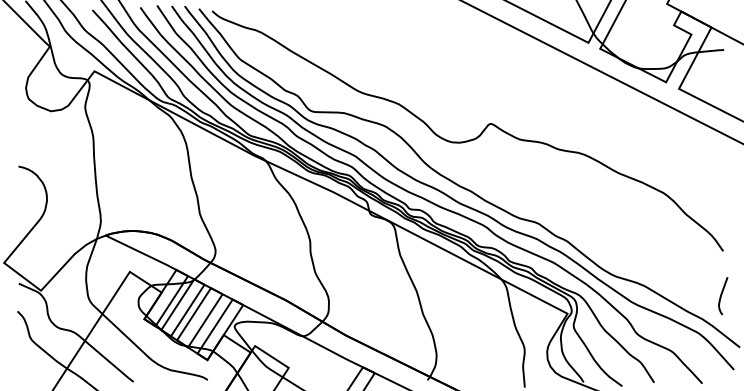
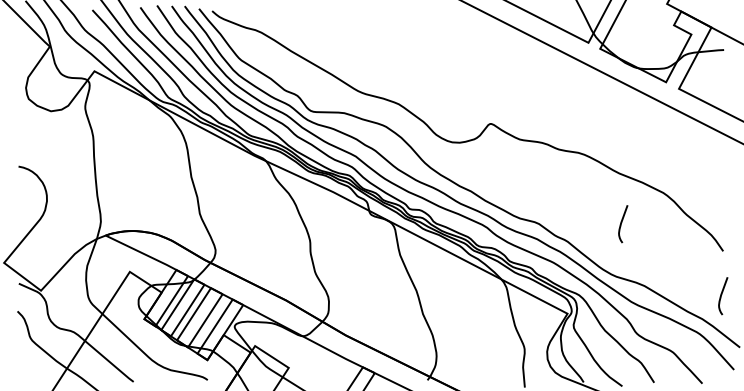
curve: none -> present (621, 224)
